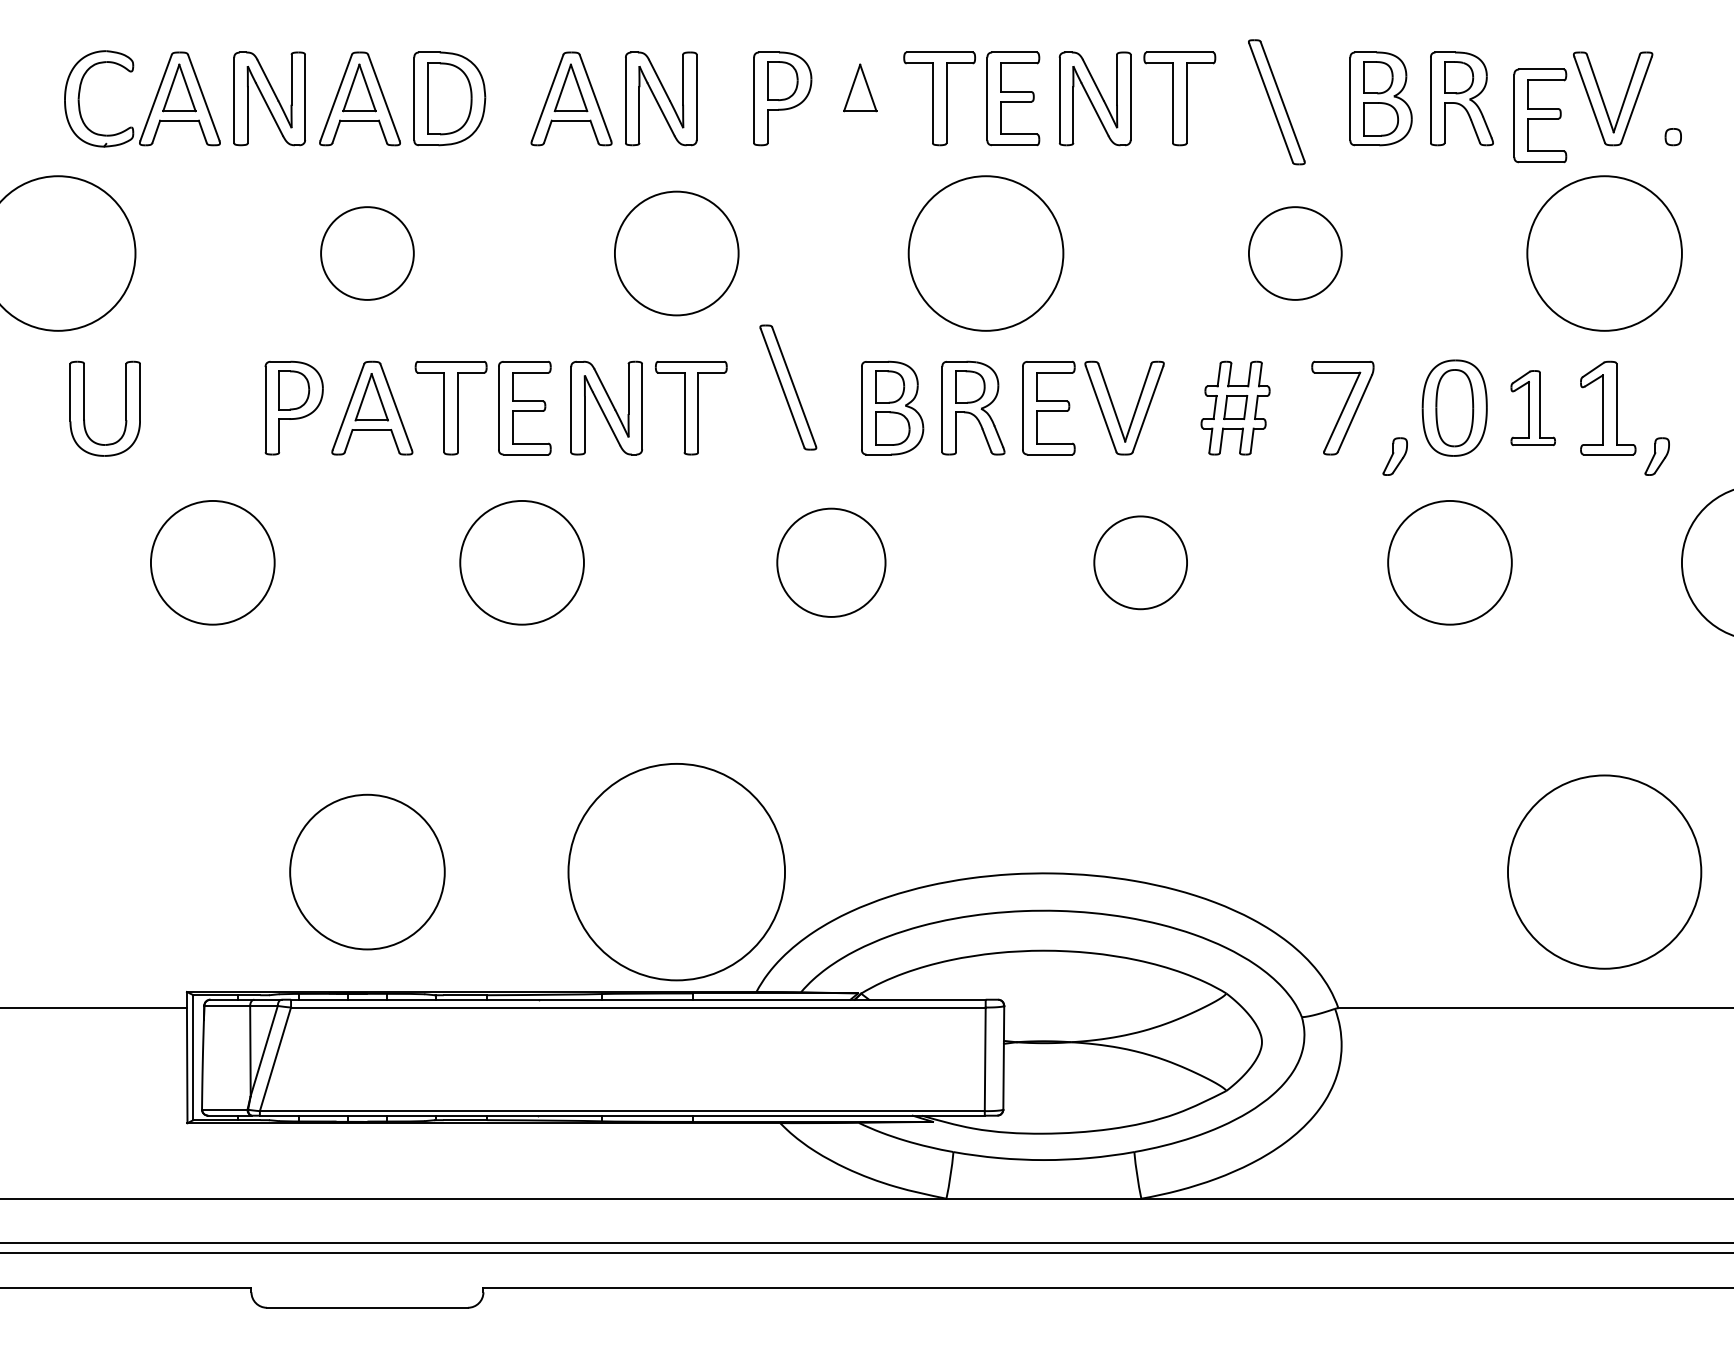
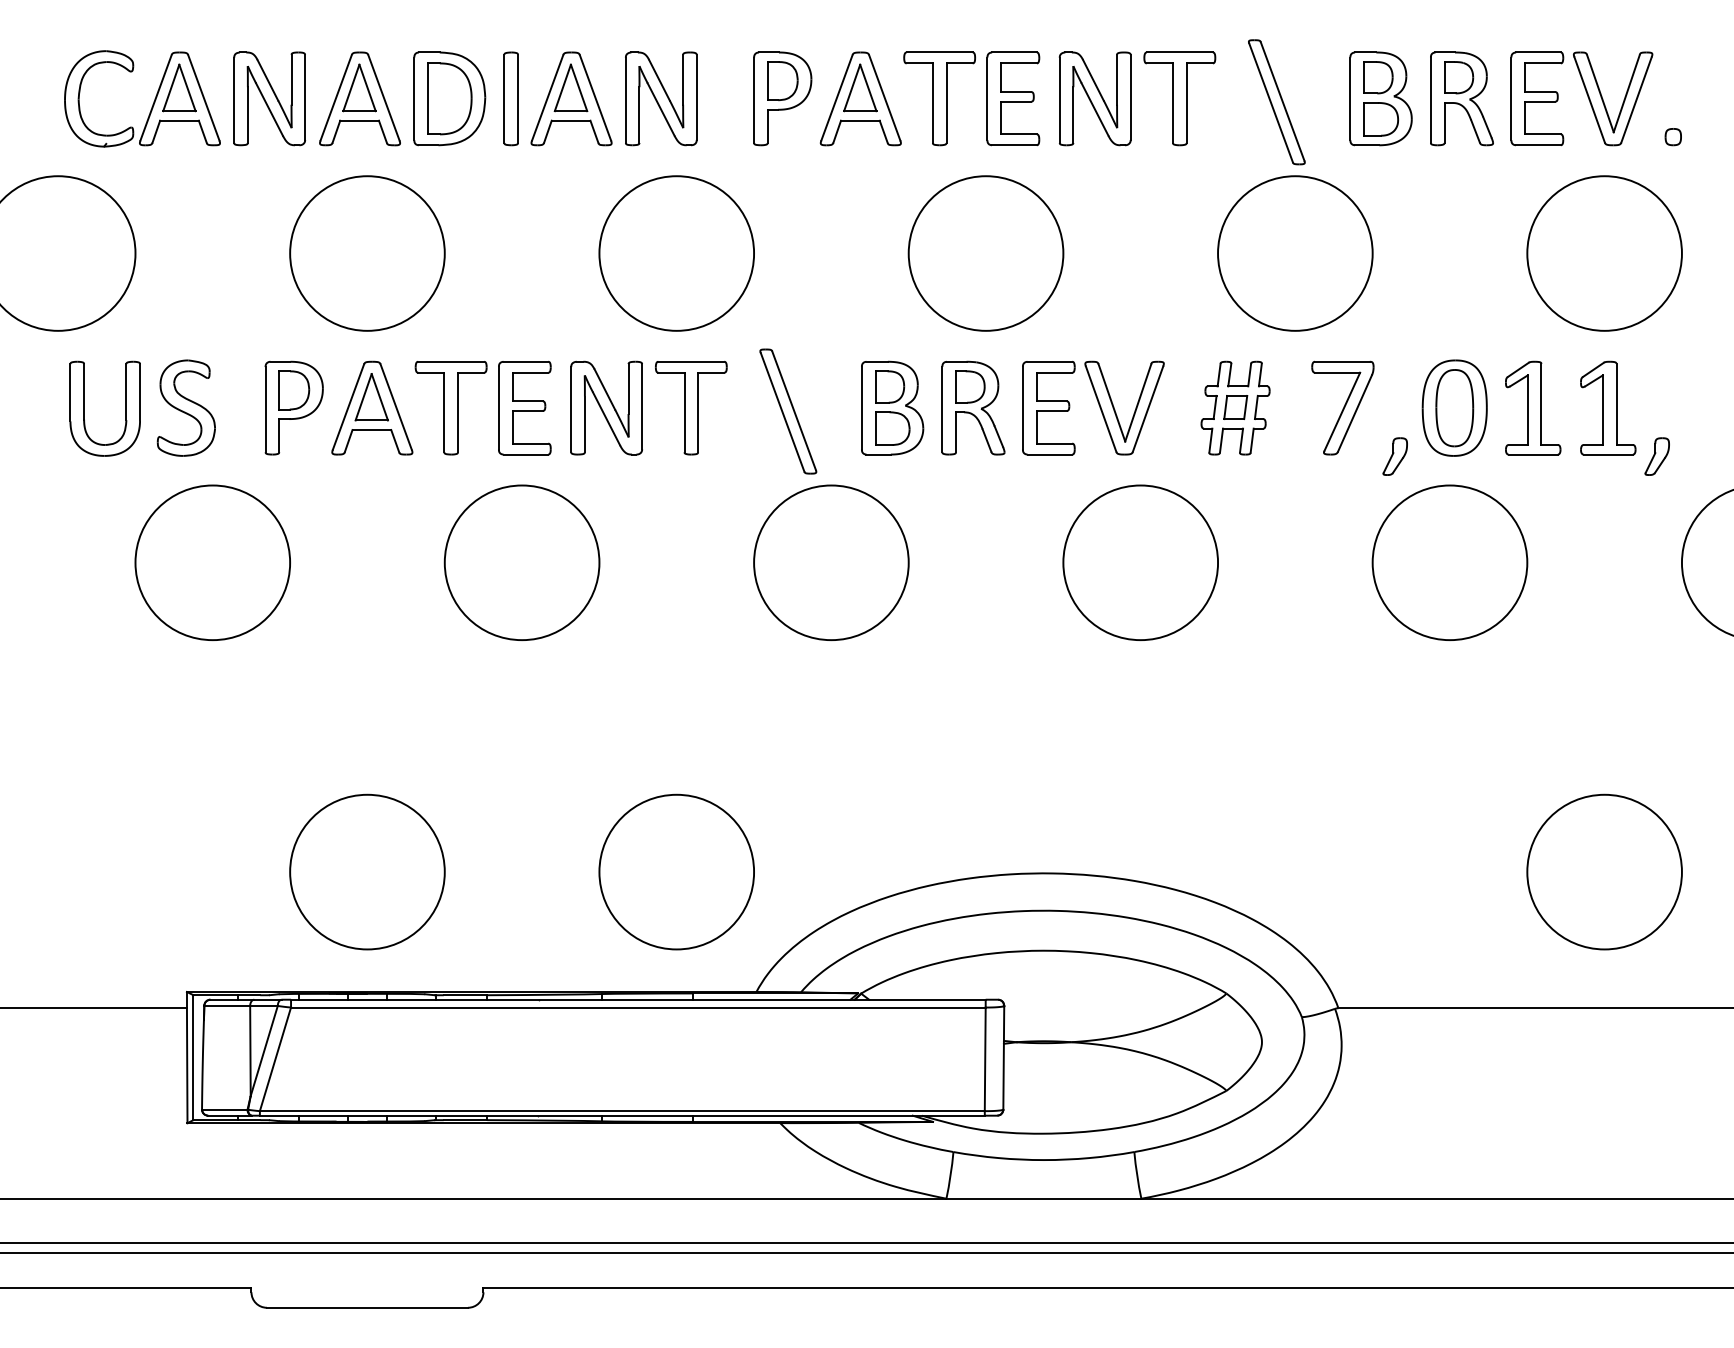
part: none -> present (510, 98)
part: none -> present (860, 98)
part position: (1540, 115) -> (1537, 98) (1537, 98)
circle diameter: 93 px -> 155 px (367, 253)
circle diameter: 124 px -> 155 px (676, 253)
circle diameter: 93 px -> 155 px (1295, 253)
part position: (788, 387) -> (788, 411) (788, 411)
part: none -> present (185, 407)
part size: 46x76 px -> 57x96 px (1533, 407)
circle diameter: 124 px -> 155 px (212, 562)
circle diameter: 124 px -> 155 px (521, 562)
circle diameter: 108 px -> 155 px (831, 562)
circle diameter: 93 px -> 155 px (1140, 562)
circle diameter: 124 px -> 155 px (1449, 562)
circle diameter: 217 px -> 155 px (676, 871)
circle diameter: 193 px -> 155 px (1604, 871)
